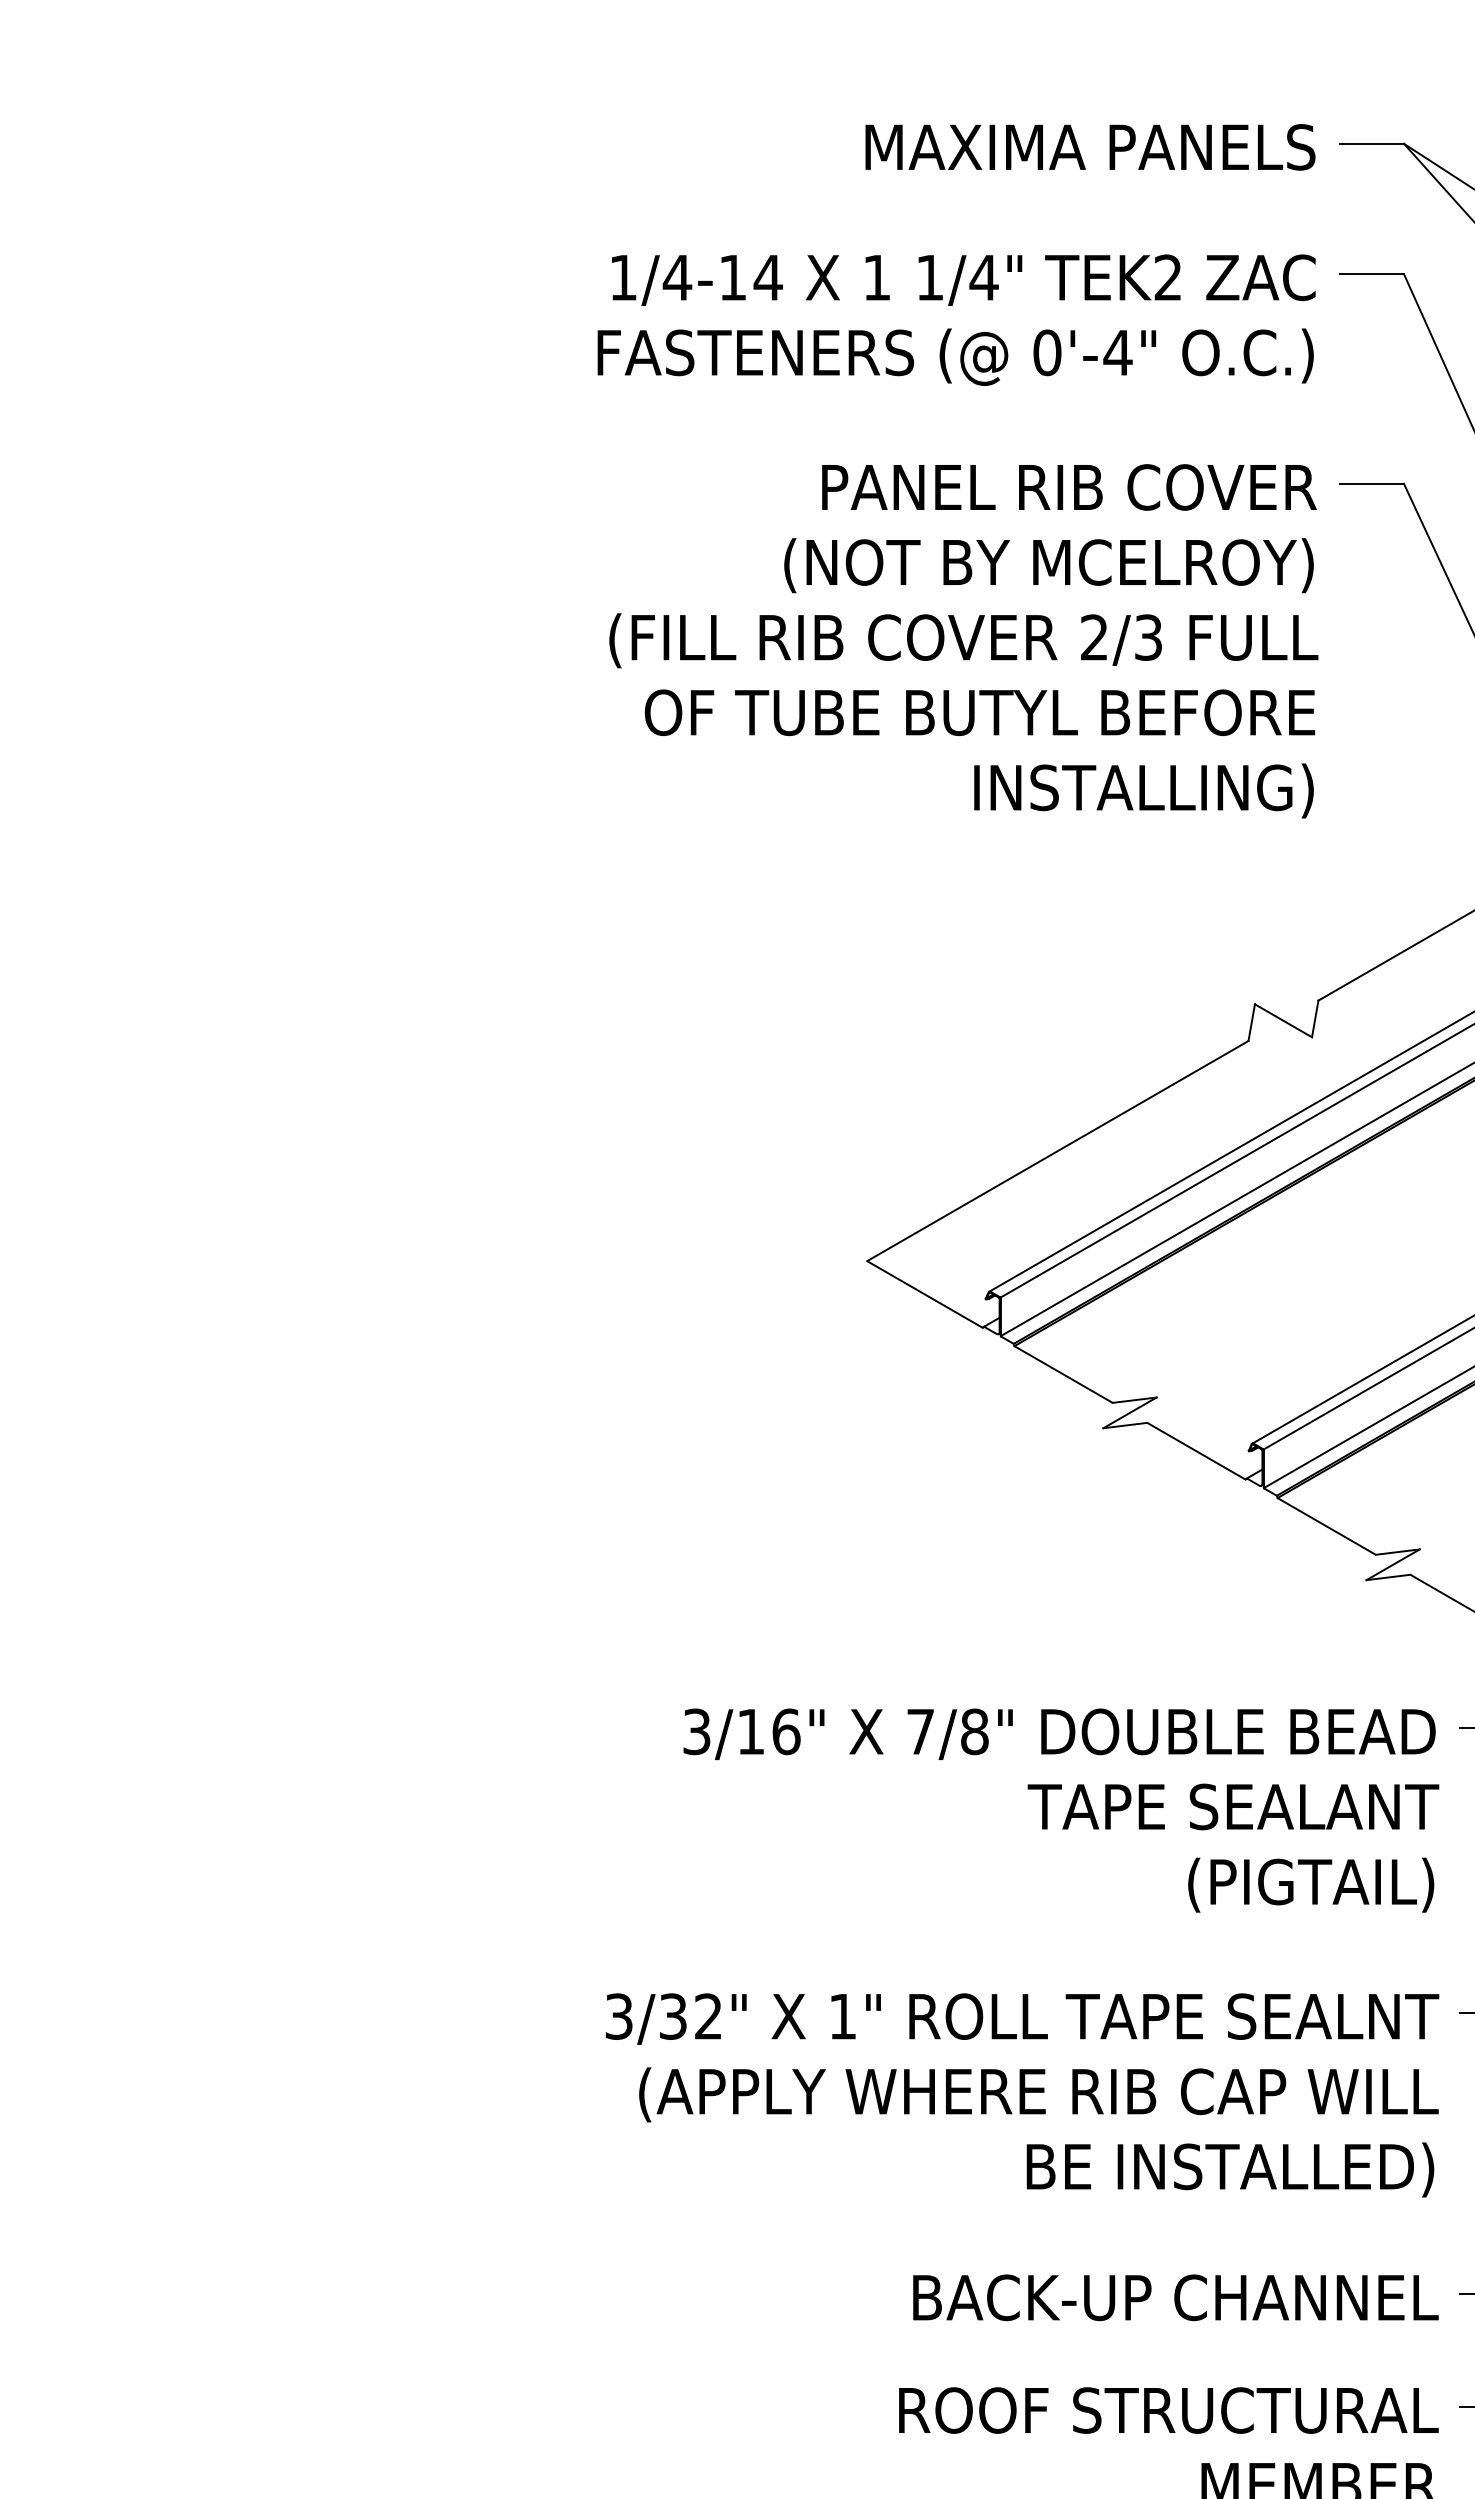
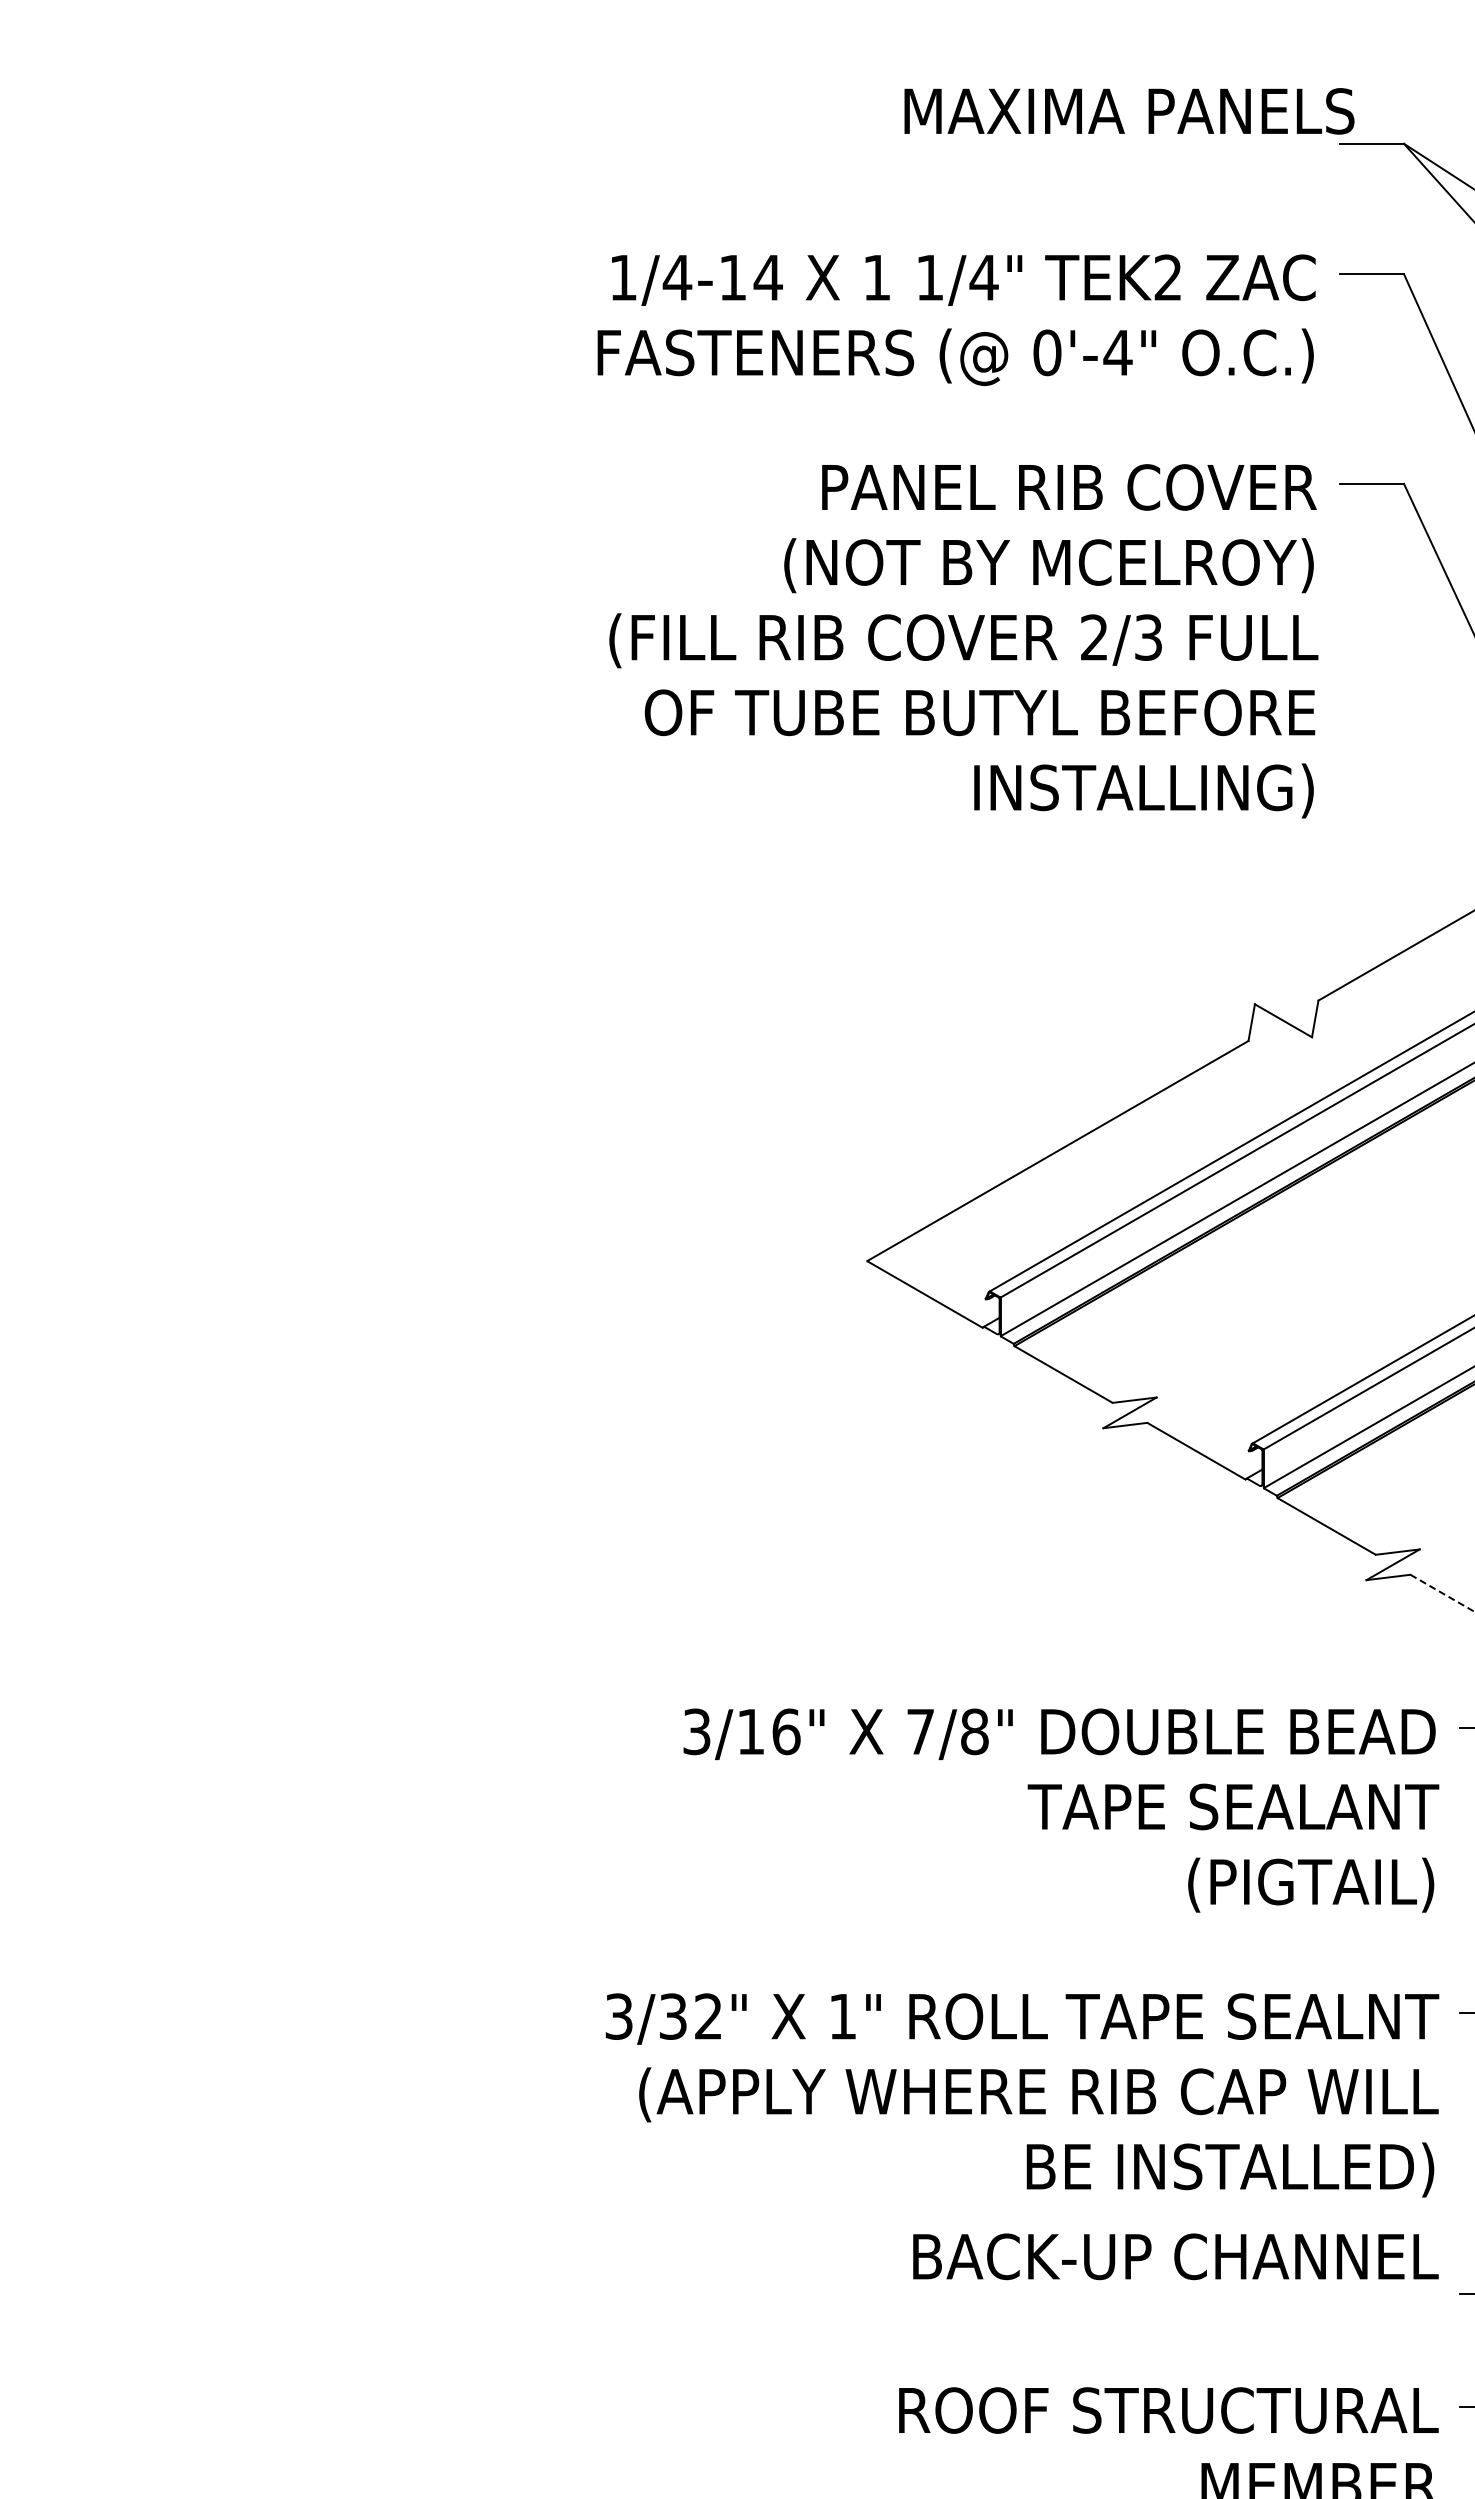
text position: (1090, 147) -> (1129, 111) (1129, 111)
line: solid -> dashed (1443, 1593)
text position: (1175, 2297) -> (1175, 2256) (1175, 2256)
